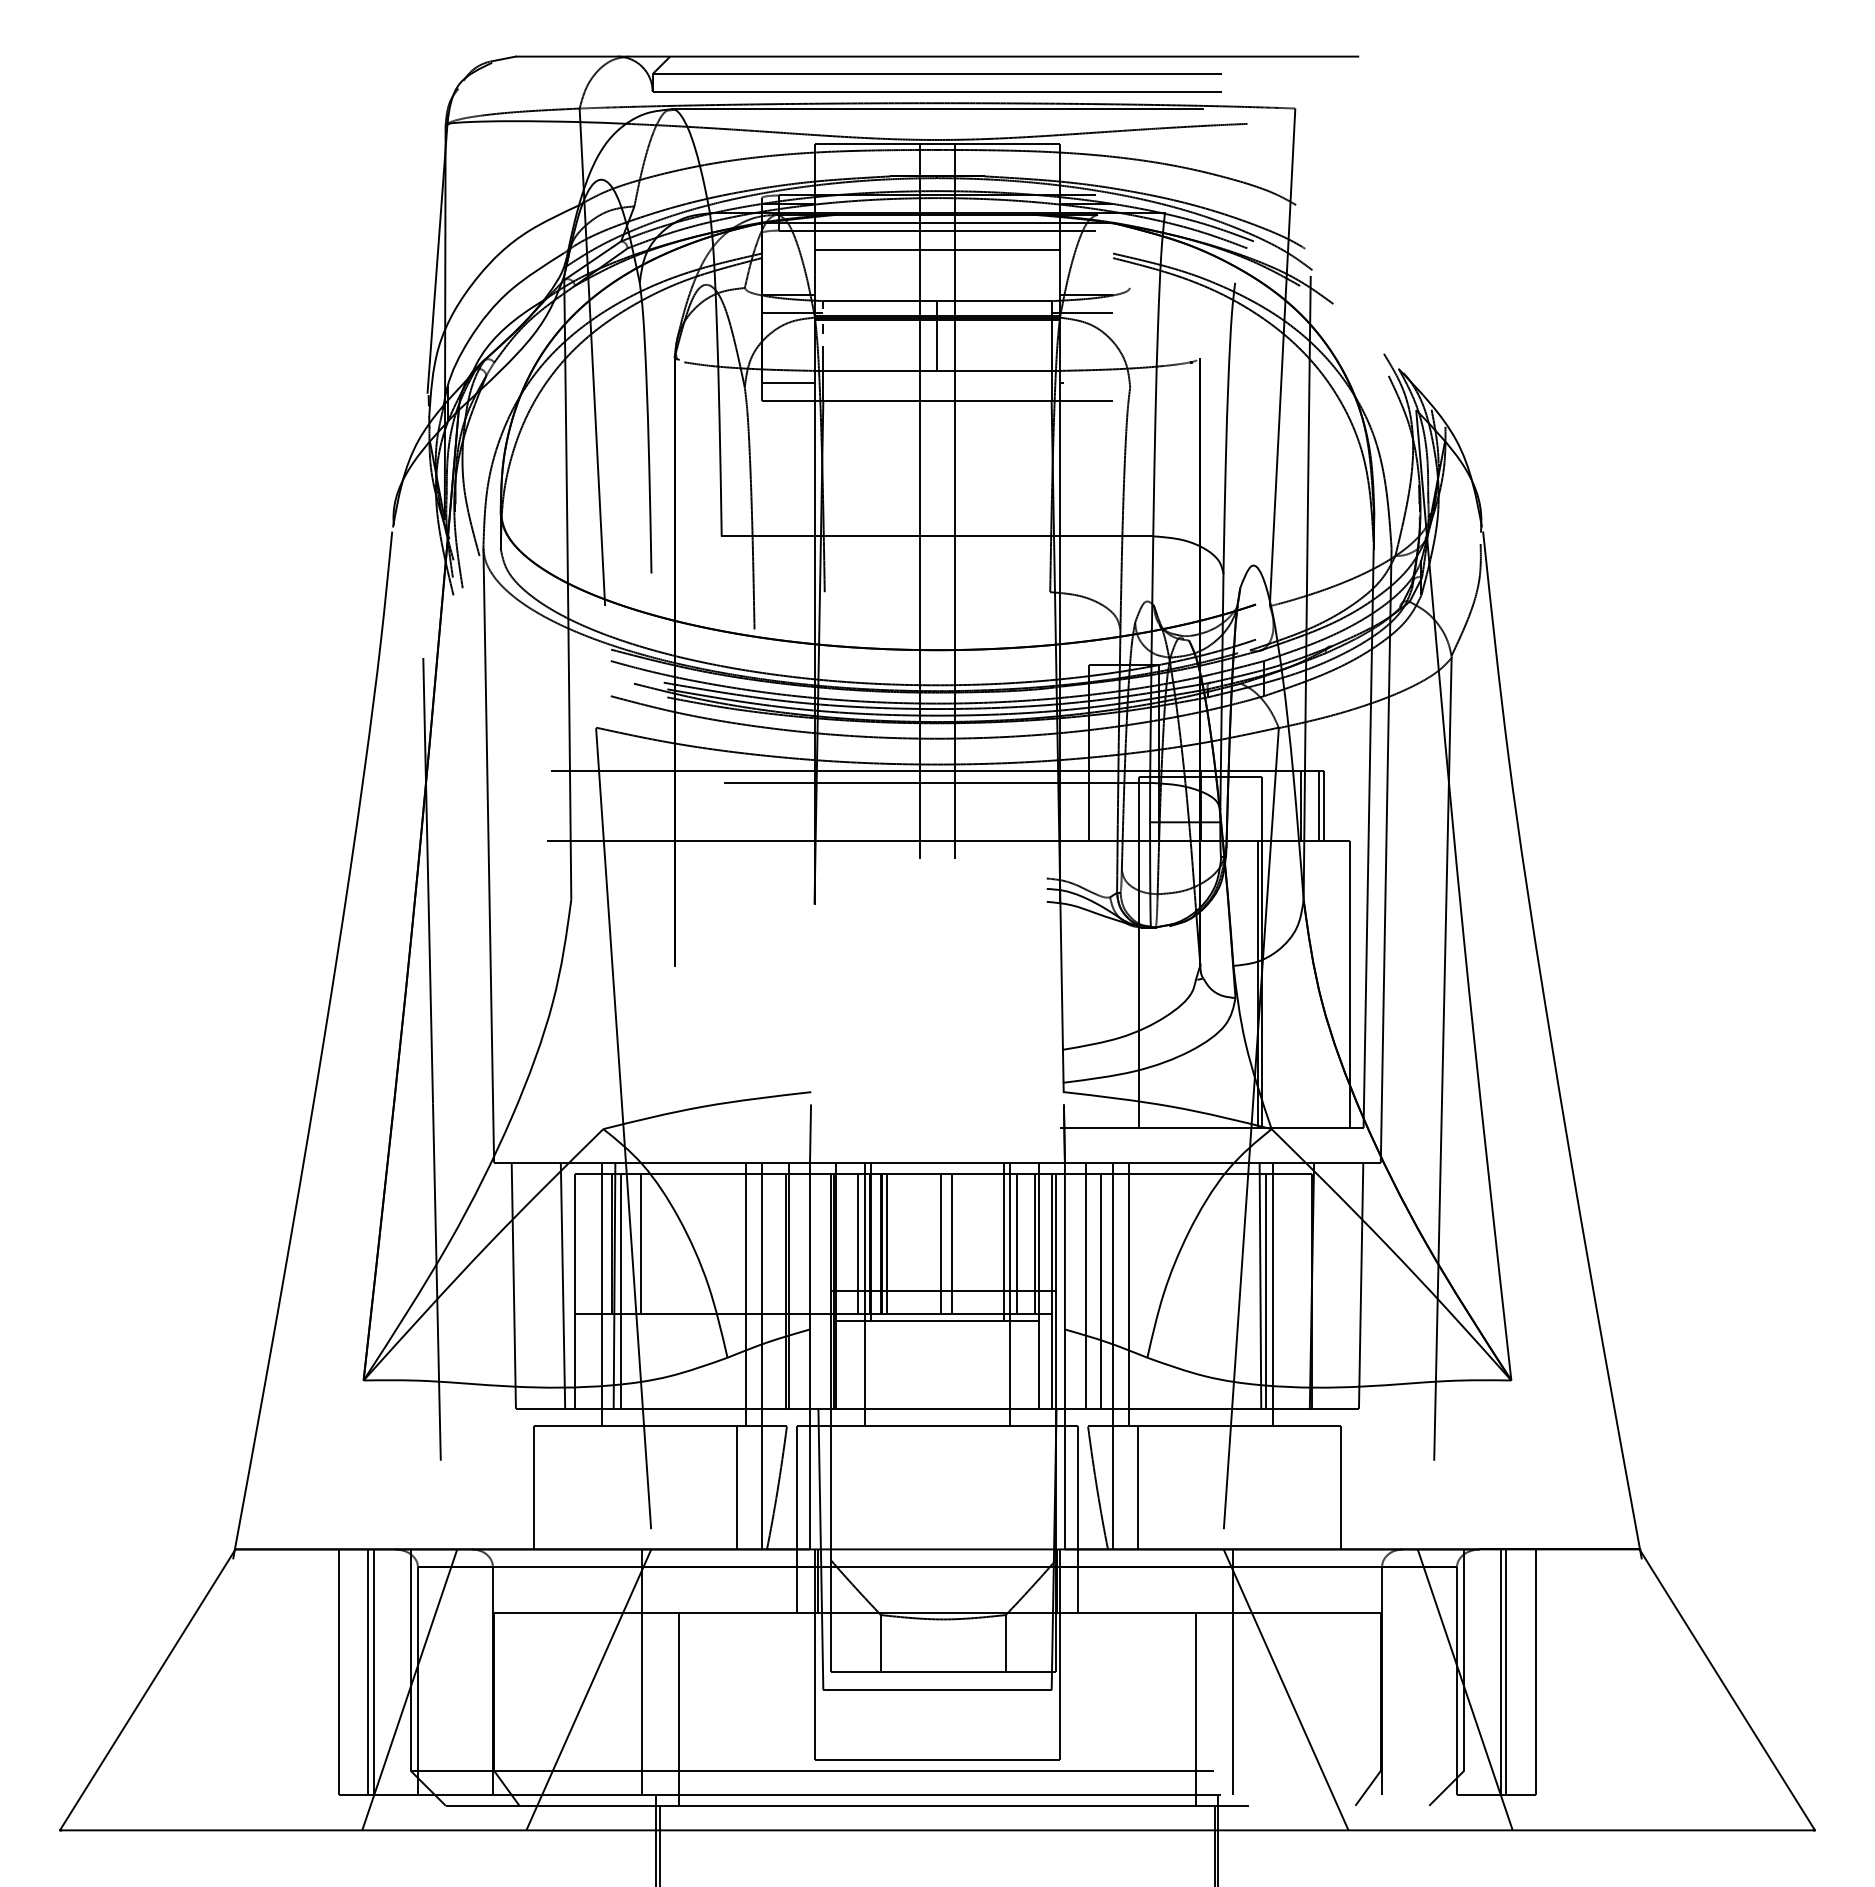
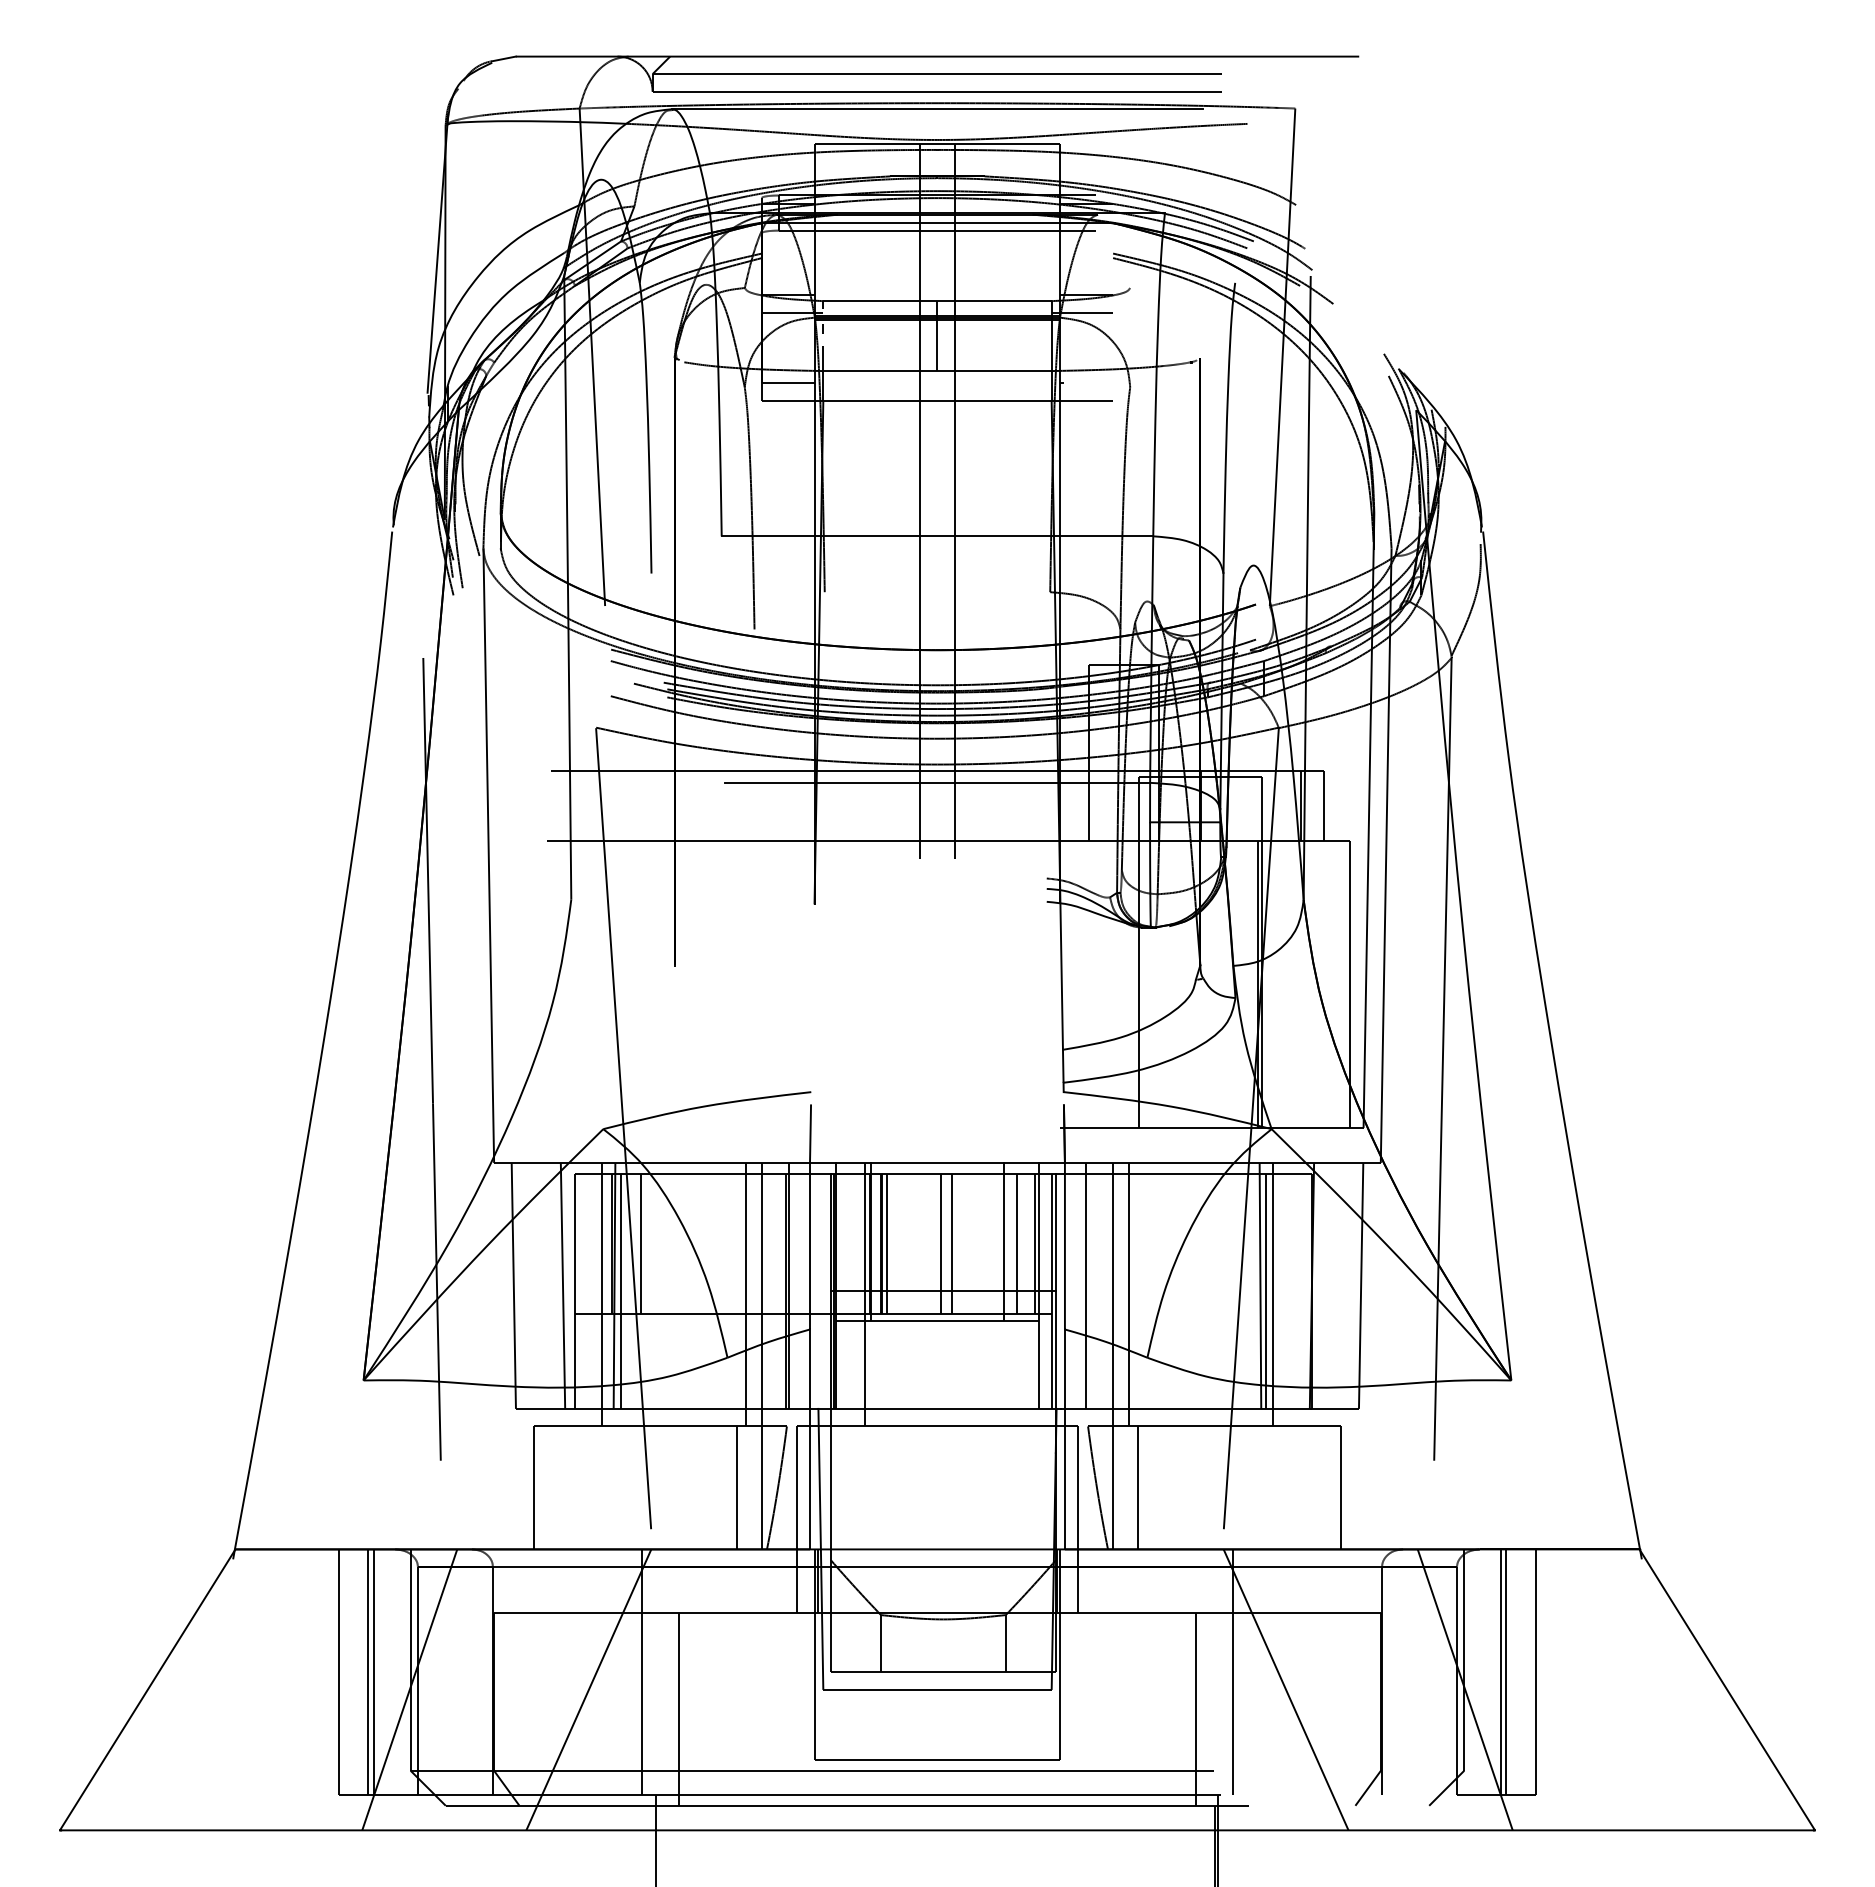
line: present -> none (937, 250)
line: present -> none (1318, 805)
line: present -> none (857, 1243)
line: present -> none (1100, 1290)
line: present -> none (1009, 1294)
line: present -> none (660, 1844)
